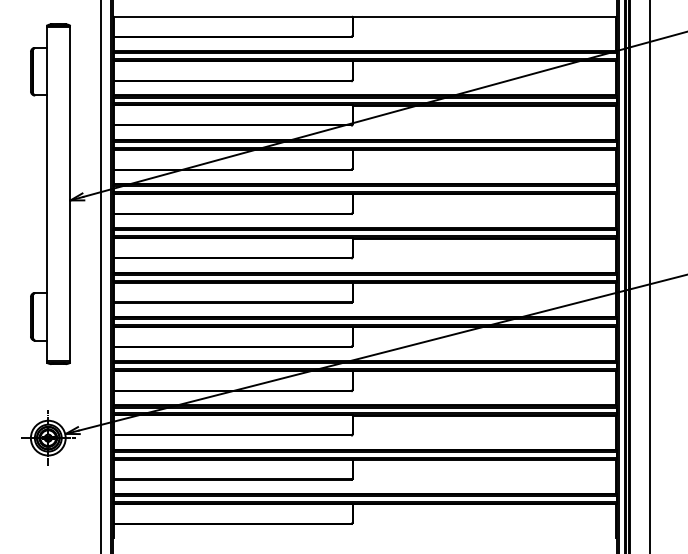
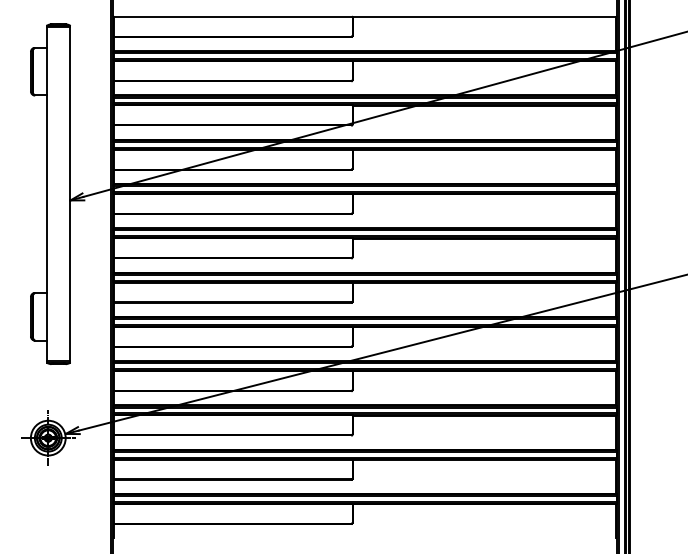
line: present -> none (101, 276)
line: present -> none (650, 276)
